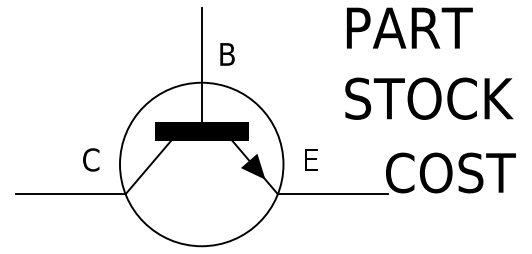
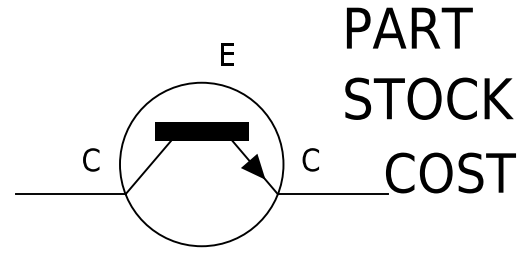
text: B -> E (227, 54)
line: present -> none (201, 69)
text: E -> C (310, 159)
